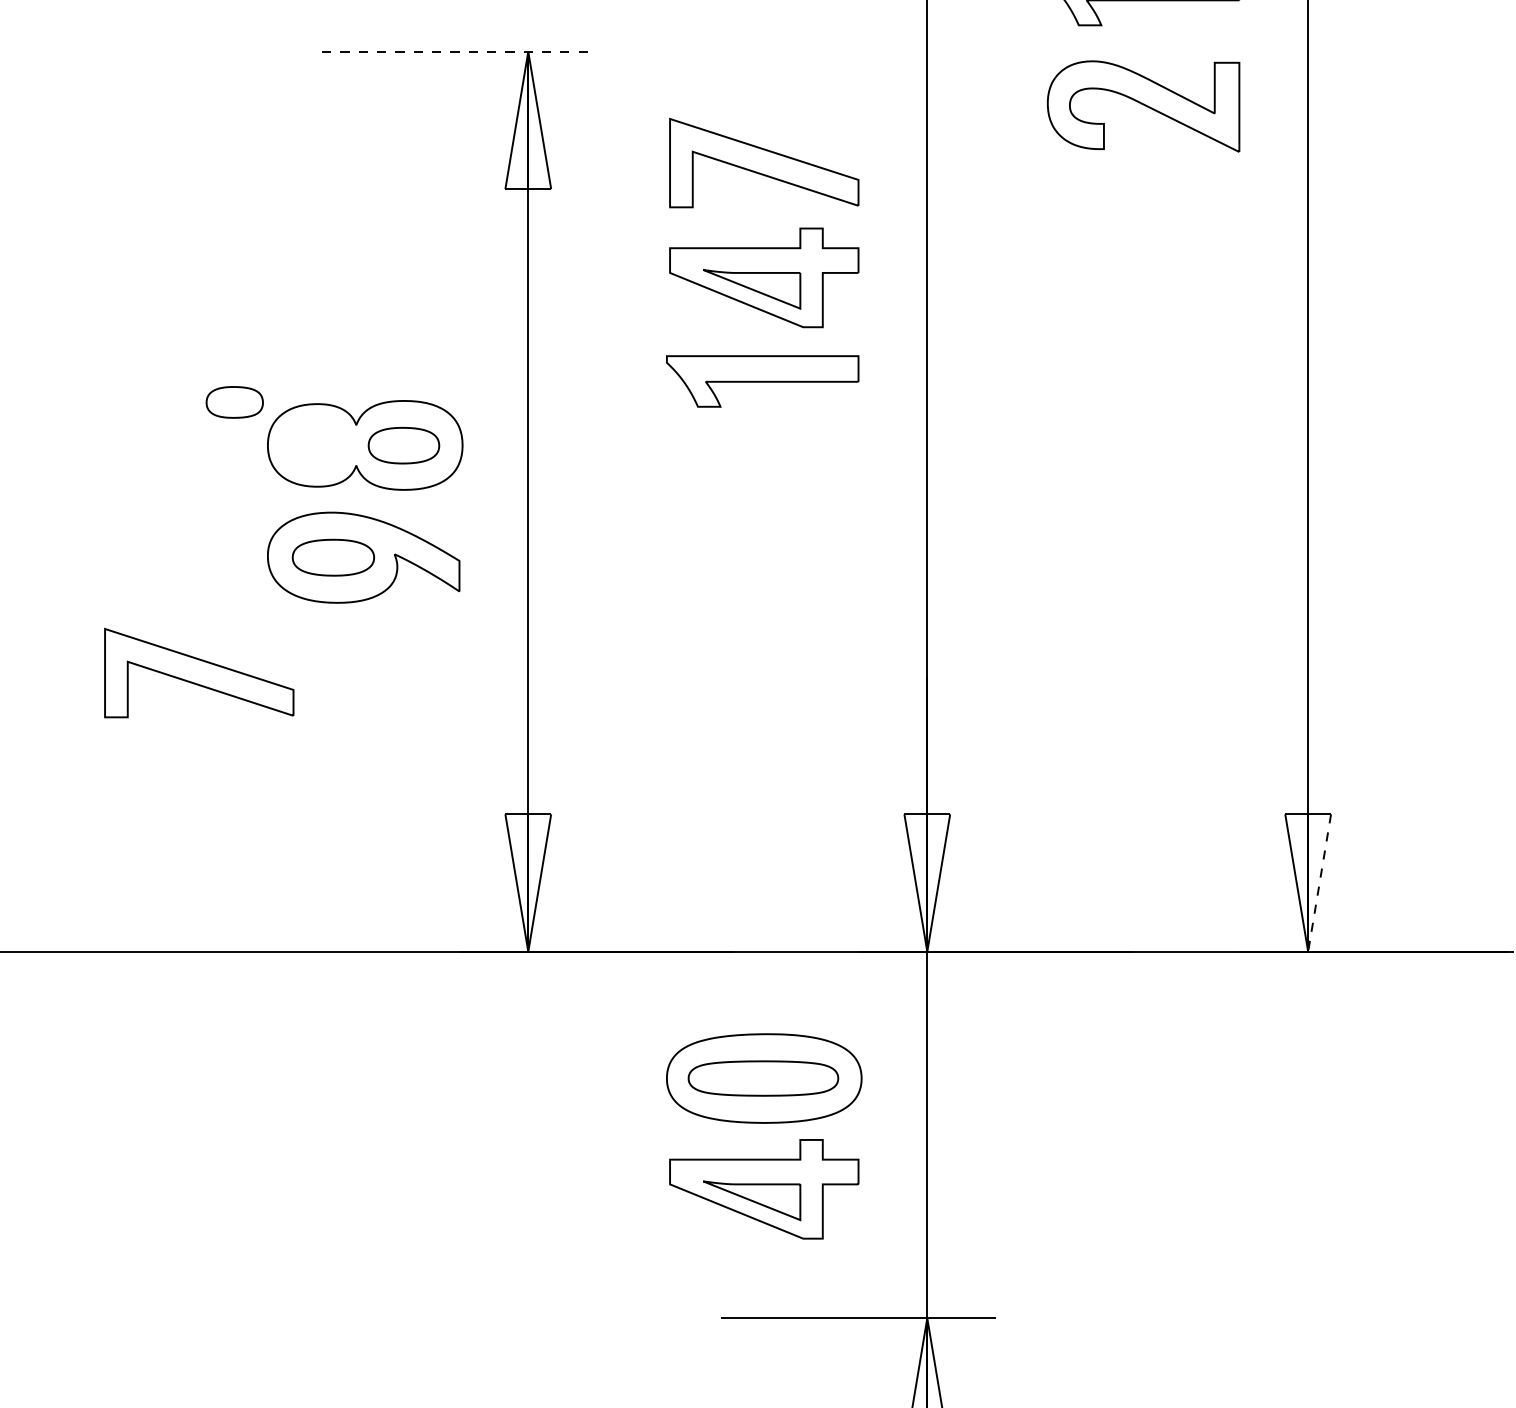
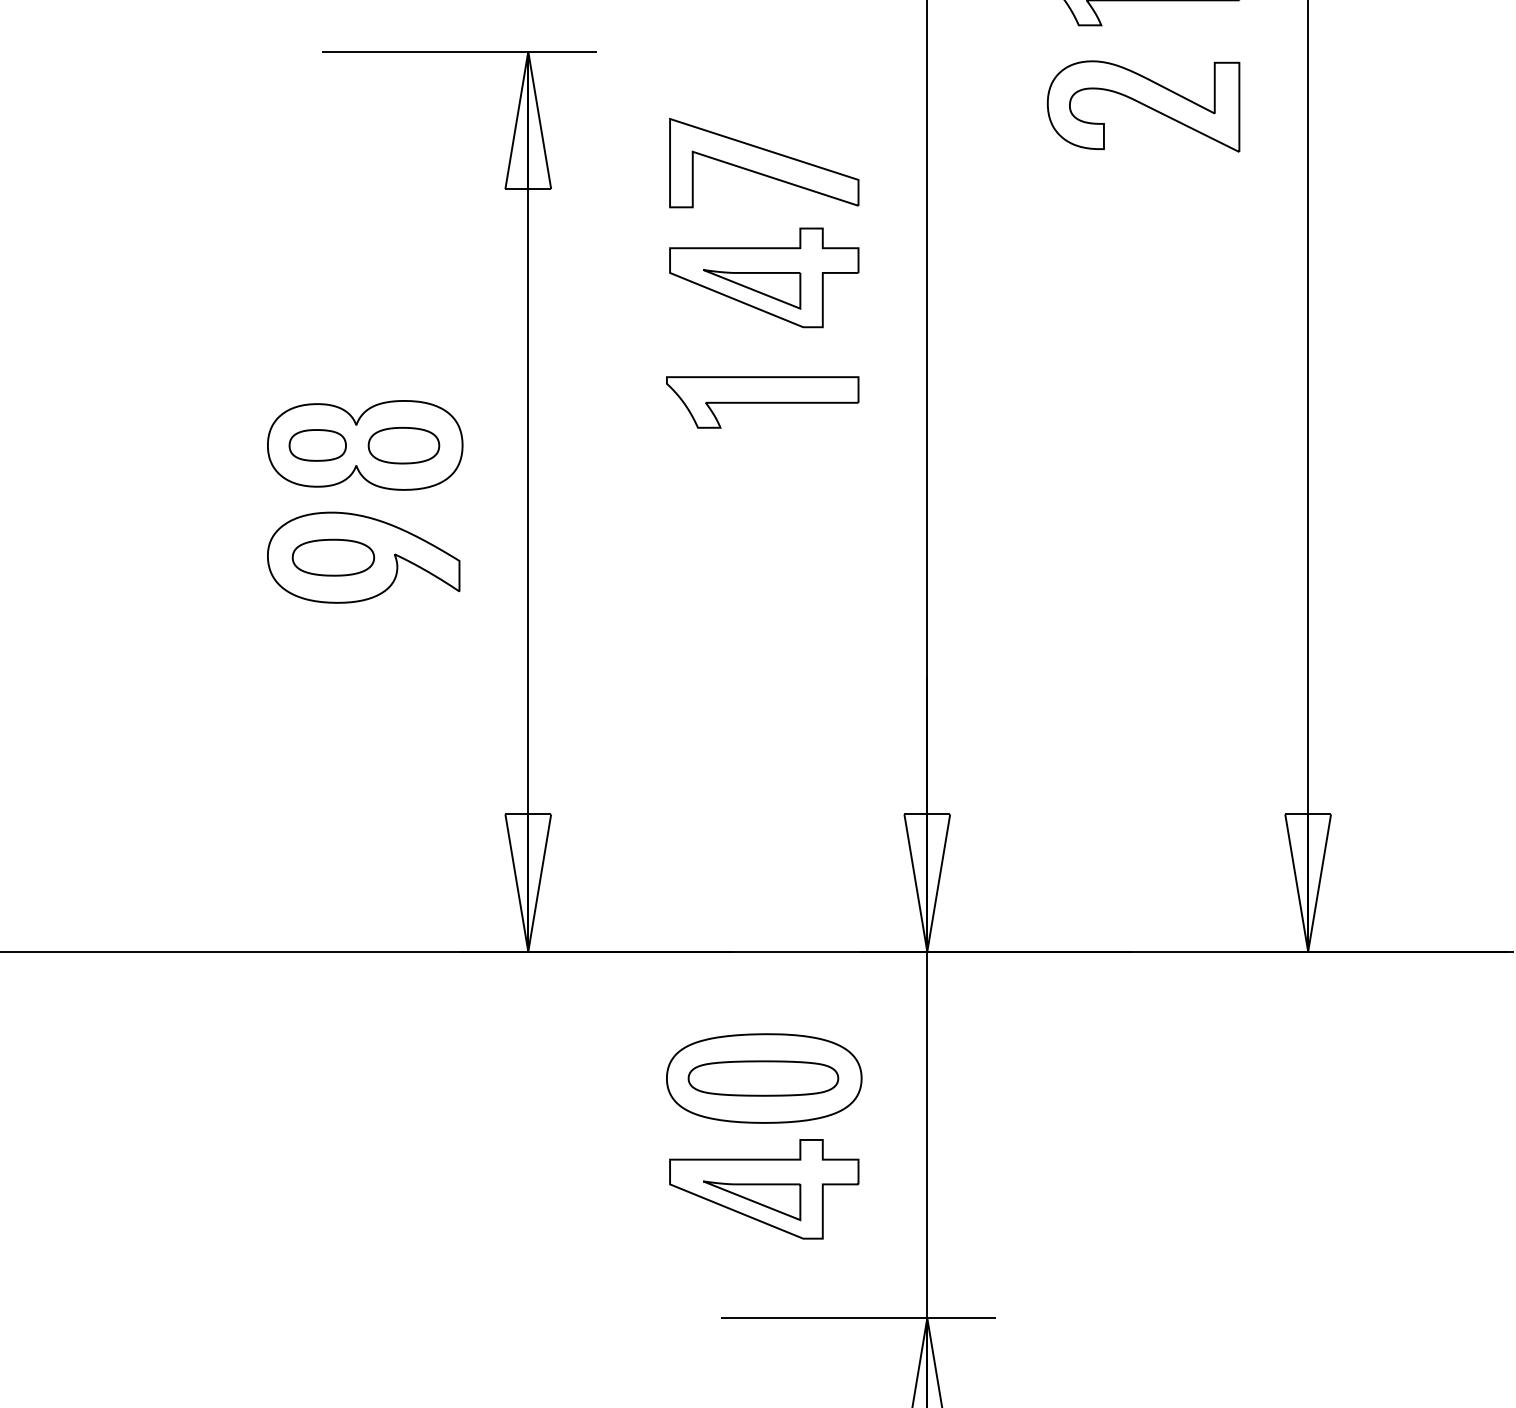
line: dashed -> solid (460, 51)
part position: (762, 381) -> (762, 402) (762, 402)
part position: (234, 402) -> (317, 445) (317, 445)
part: present -> none (199, 672)
line: dashed -> solid (1319, 883)
